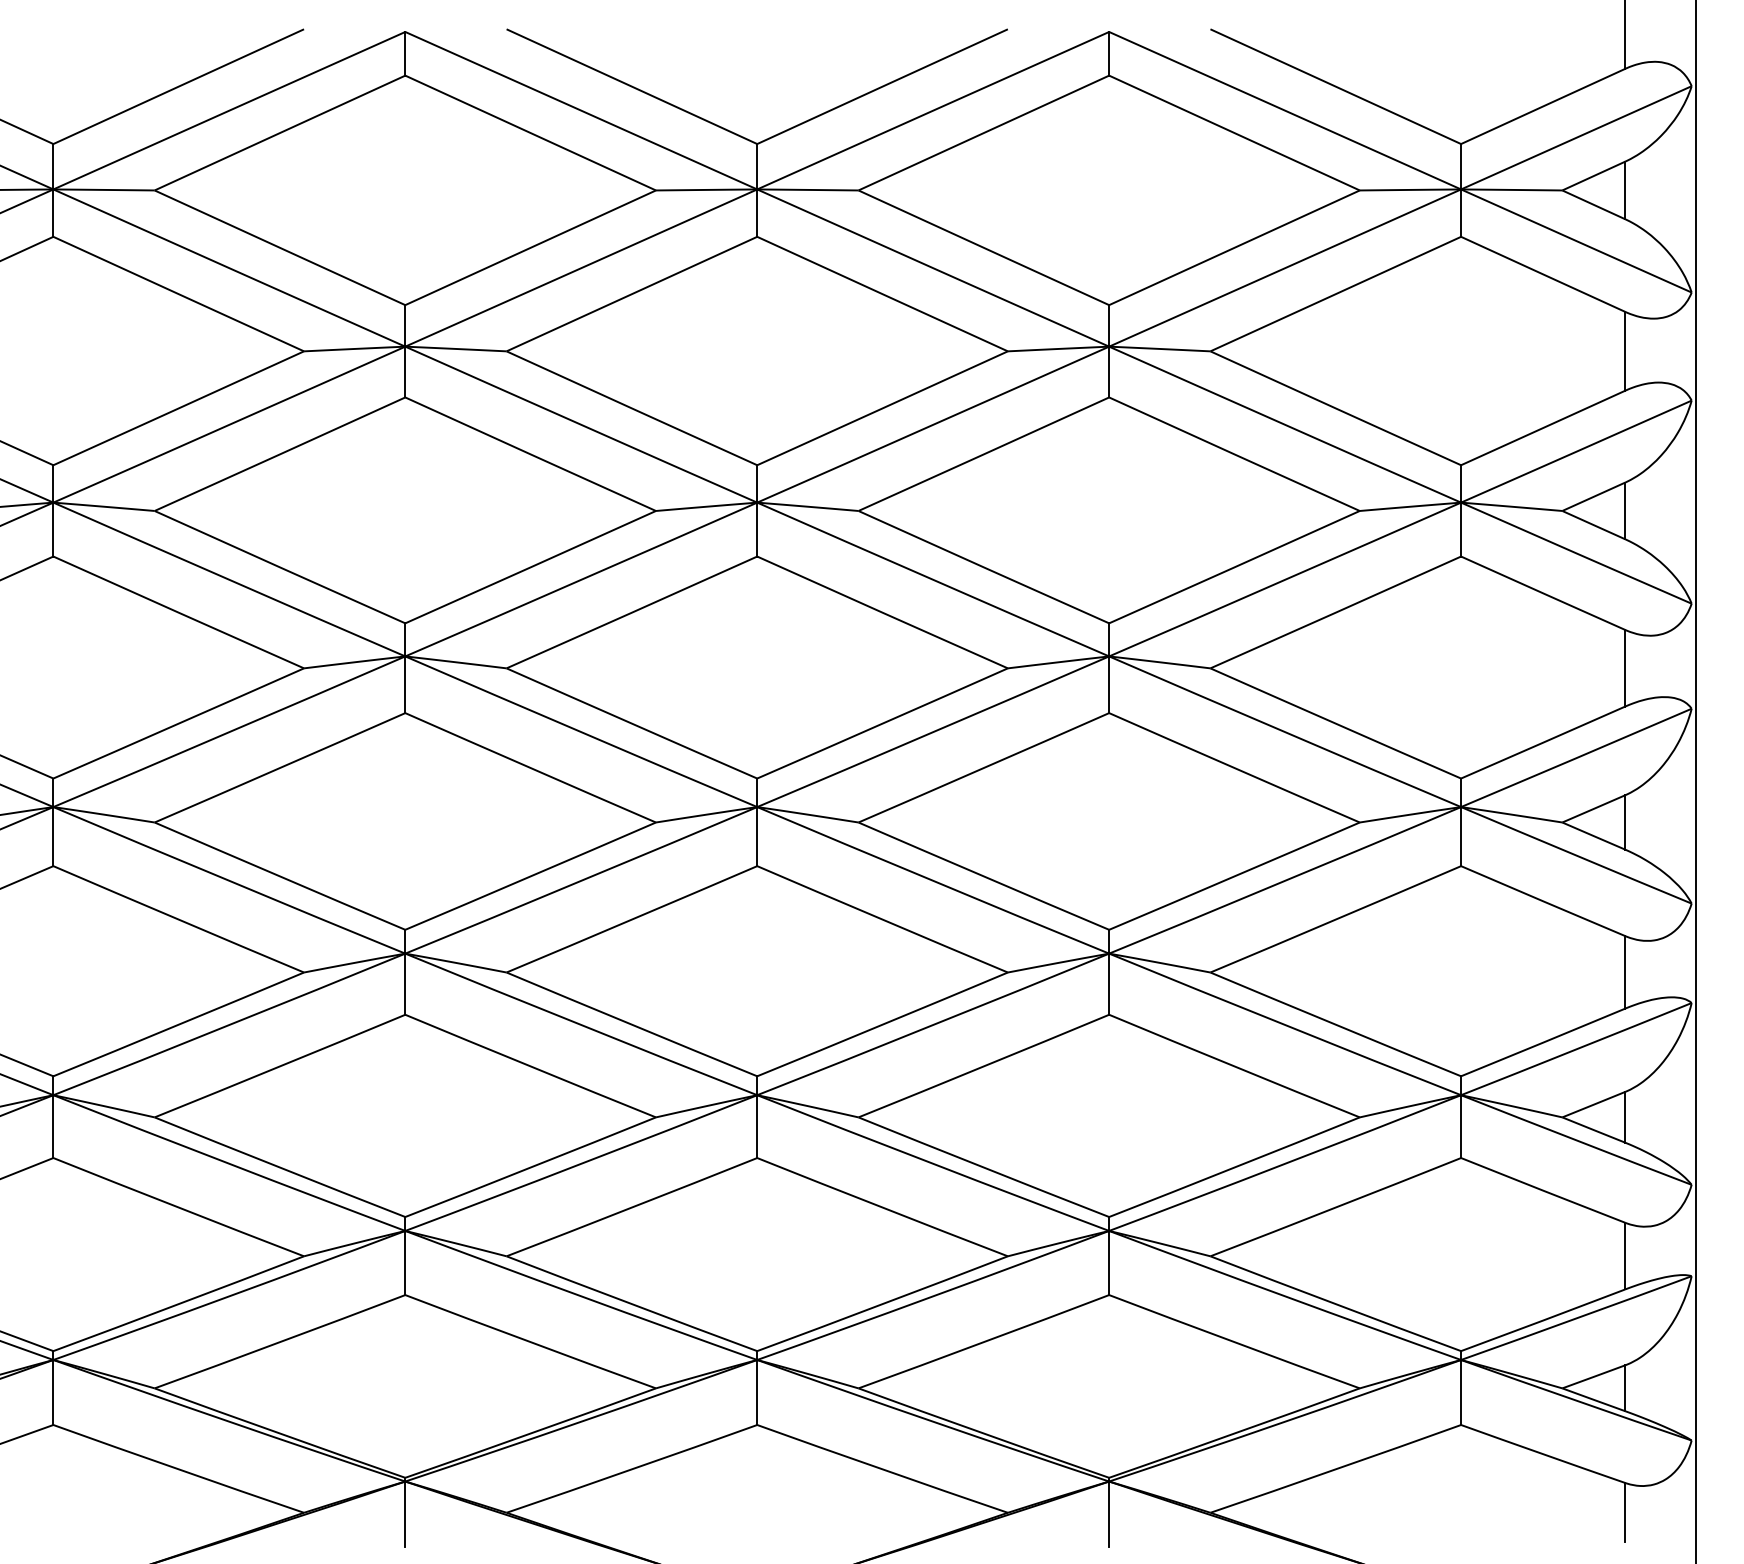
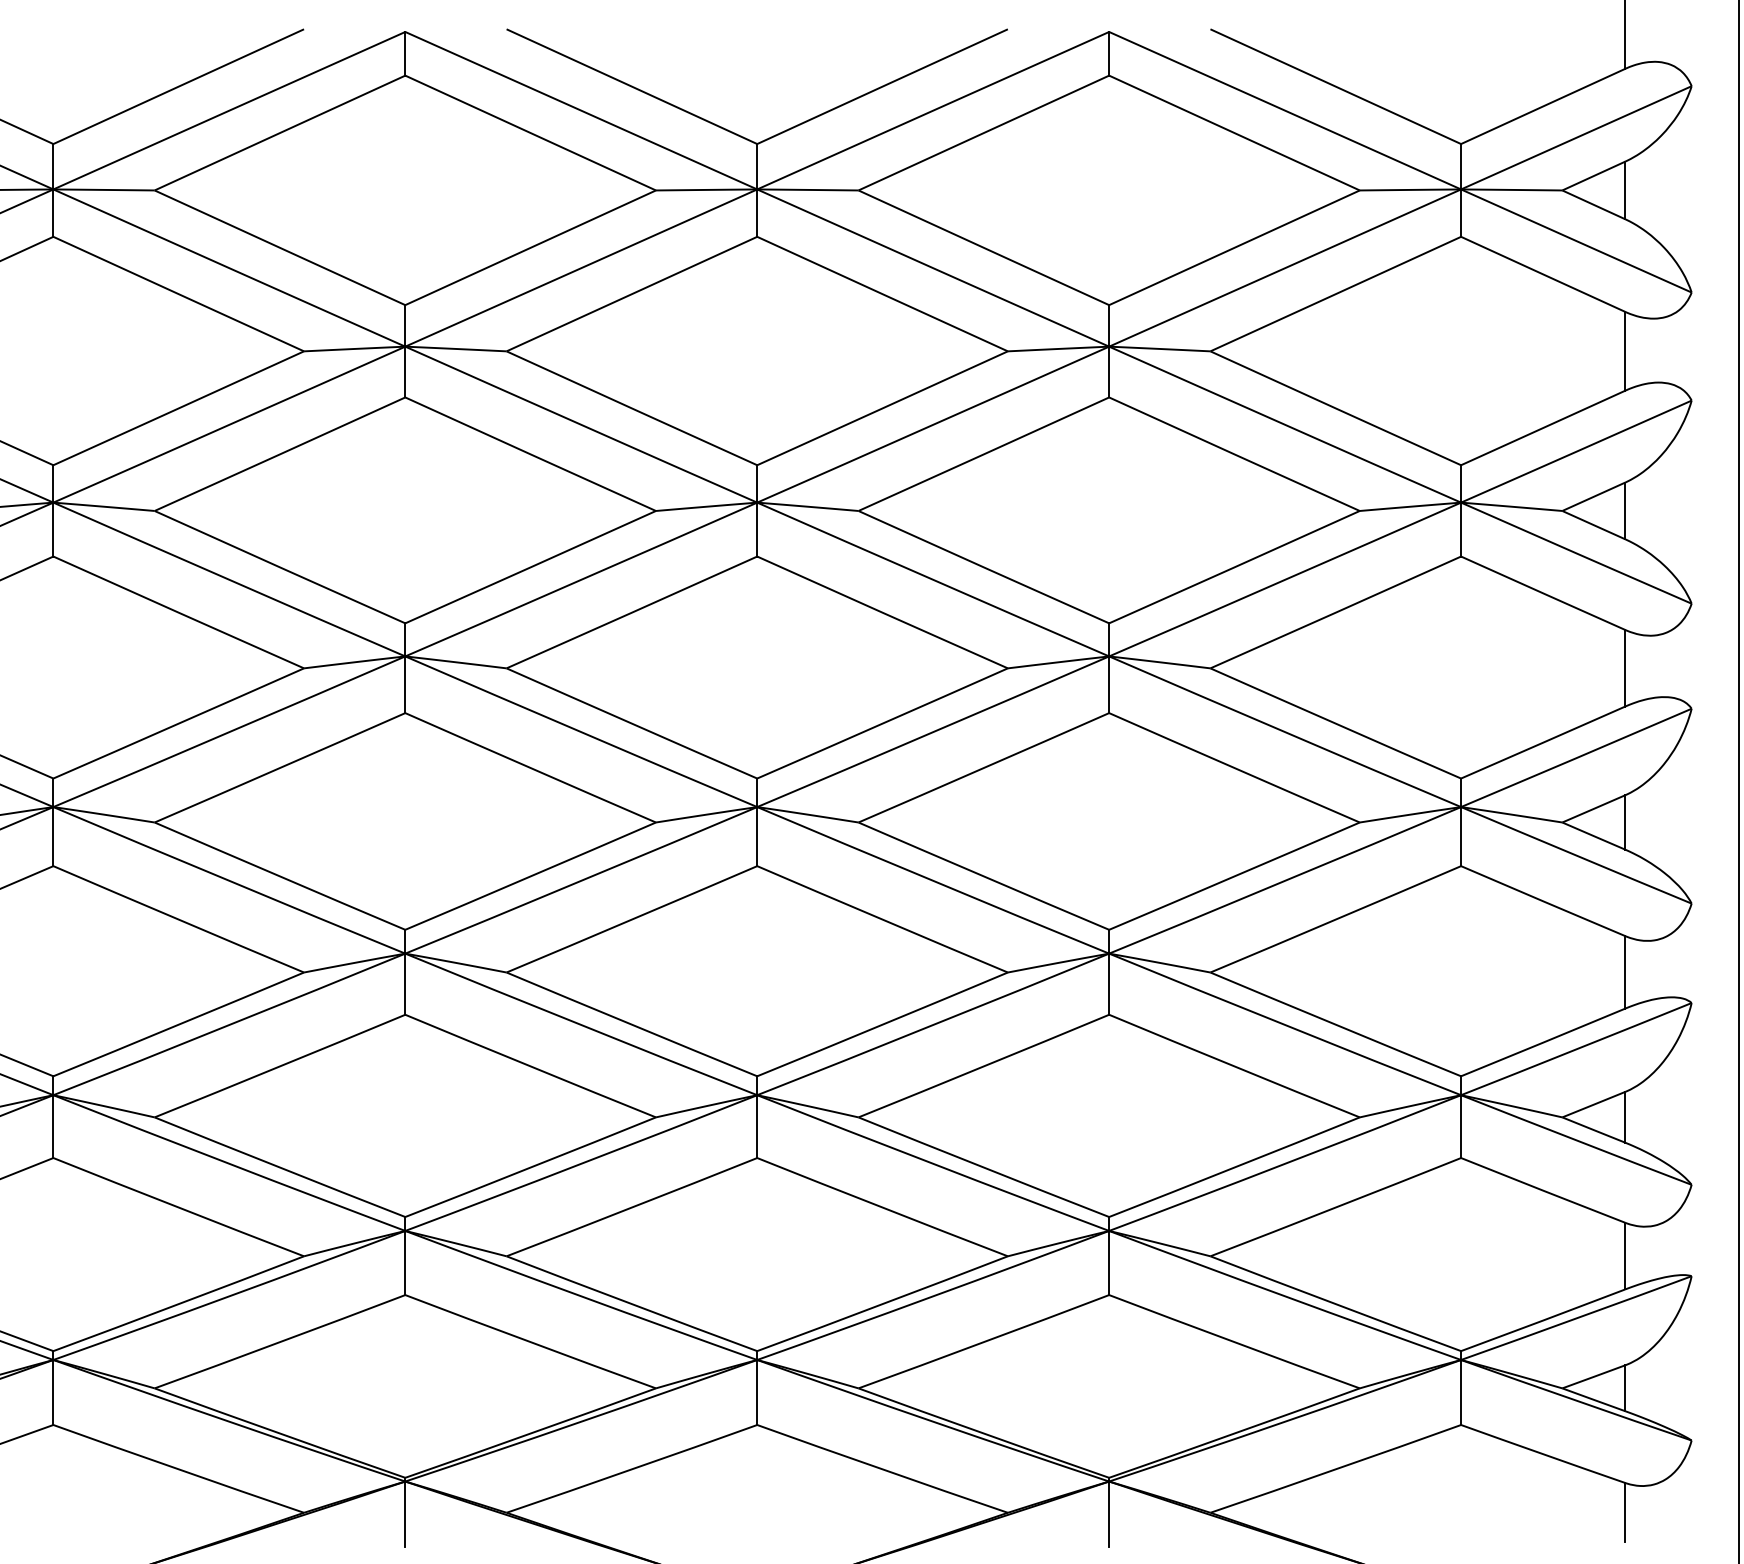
line position: (1695, 781) -> (1738, 781) (1738, 781)
